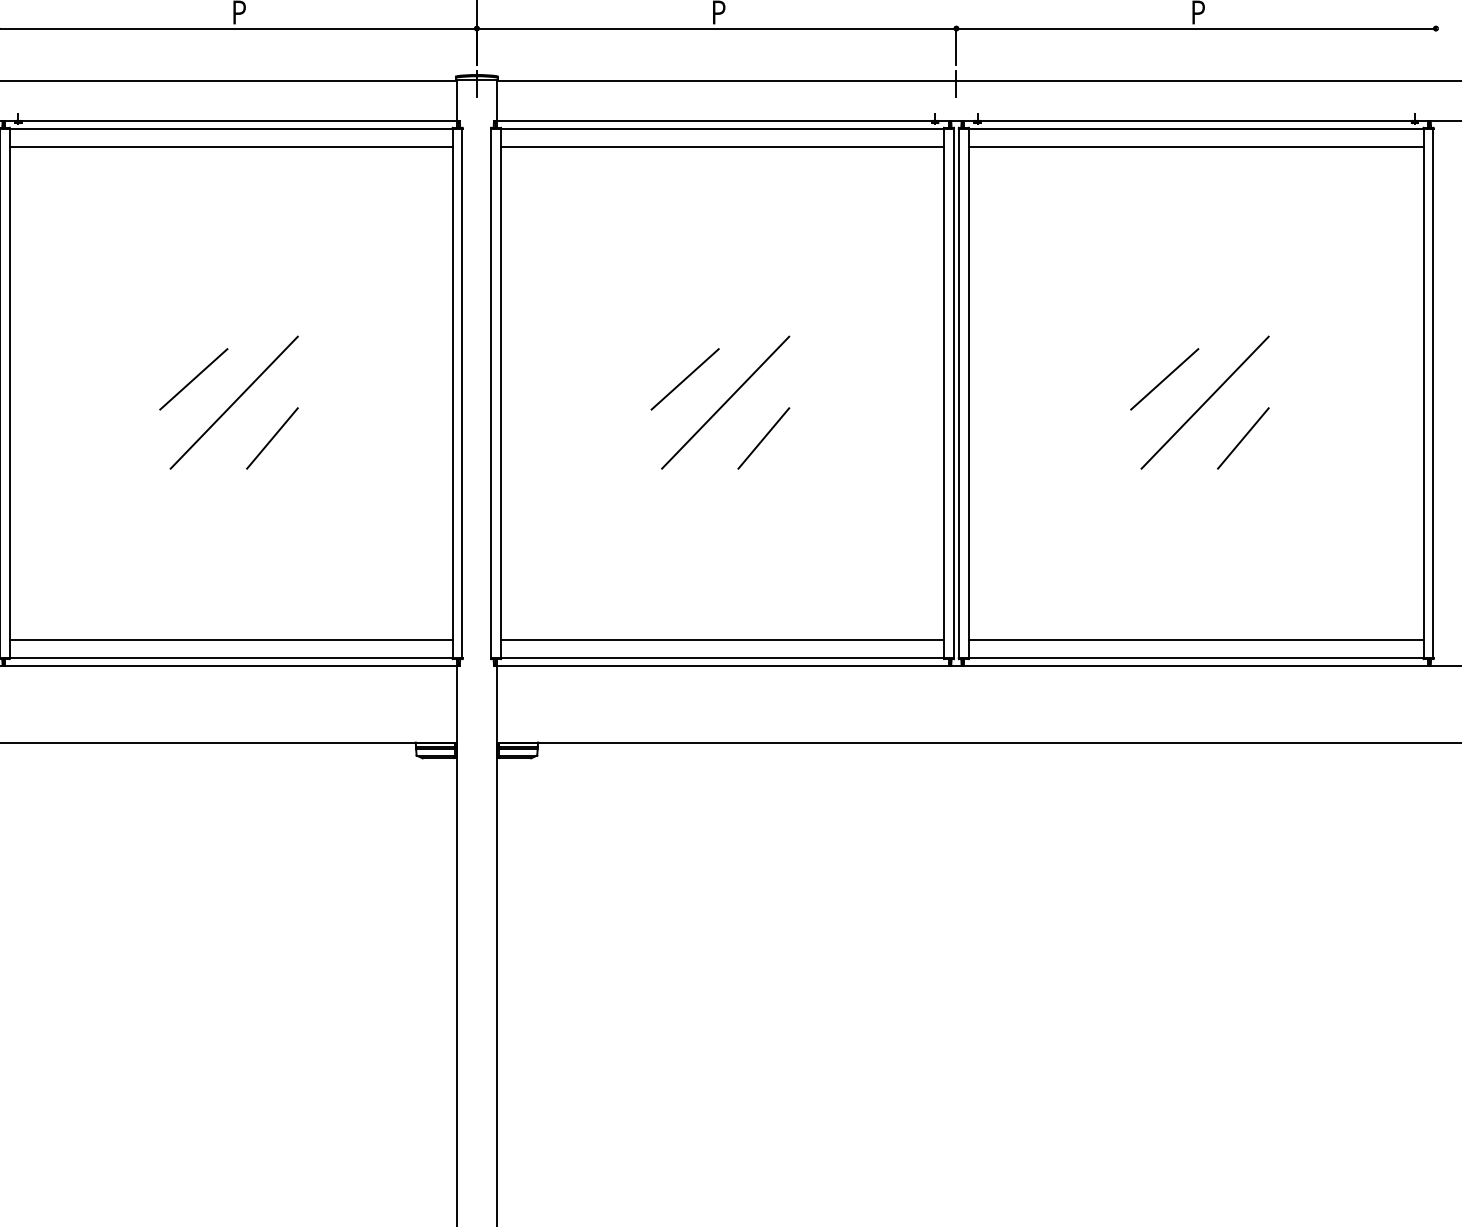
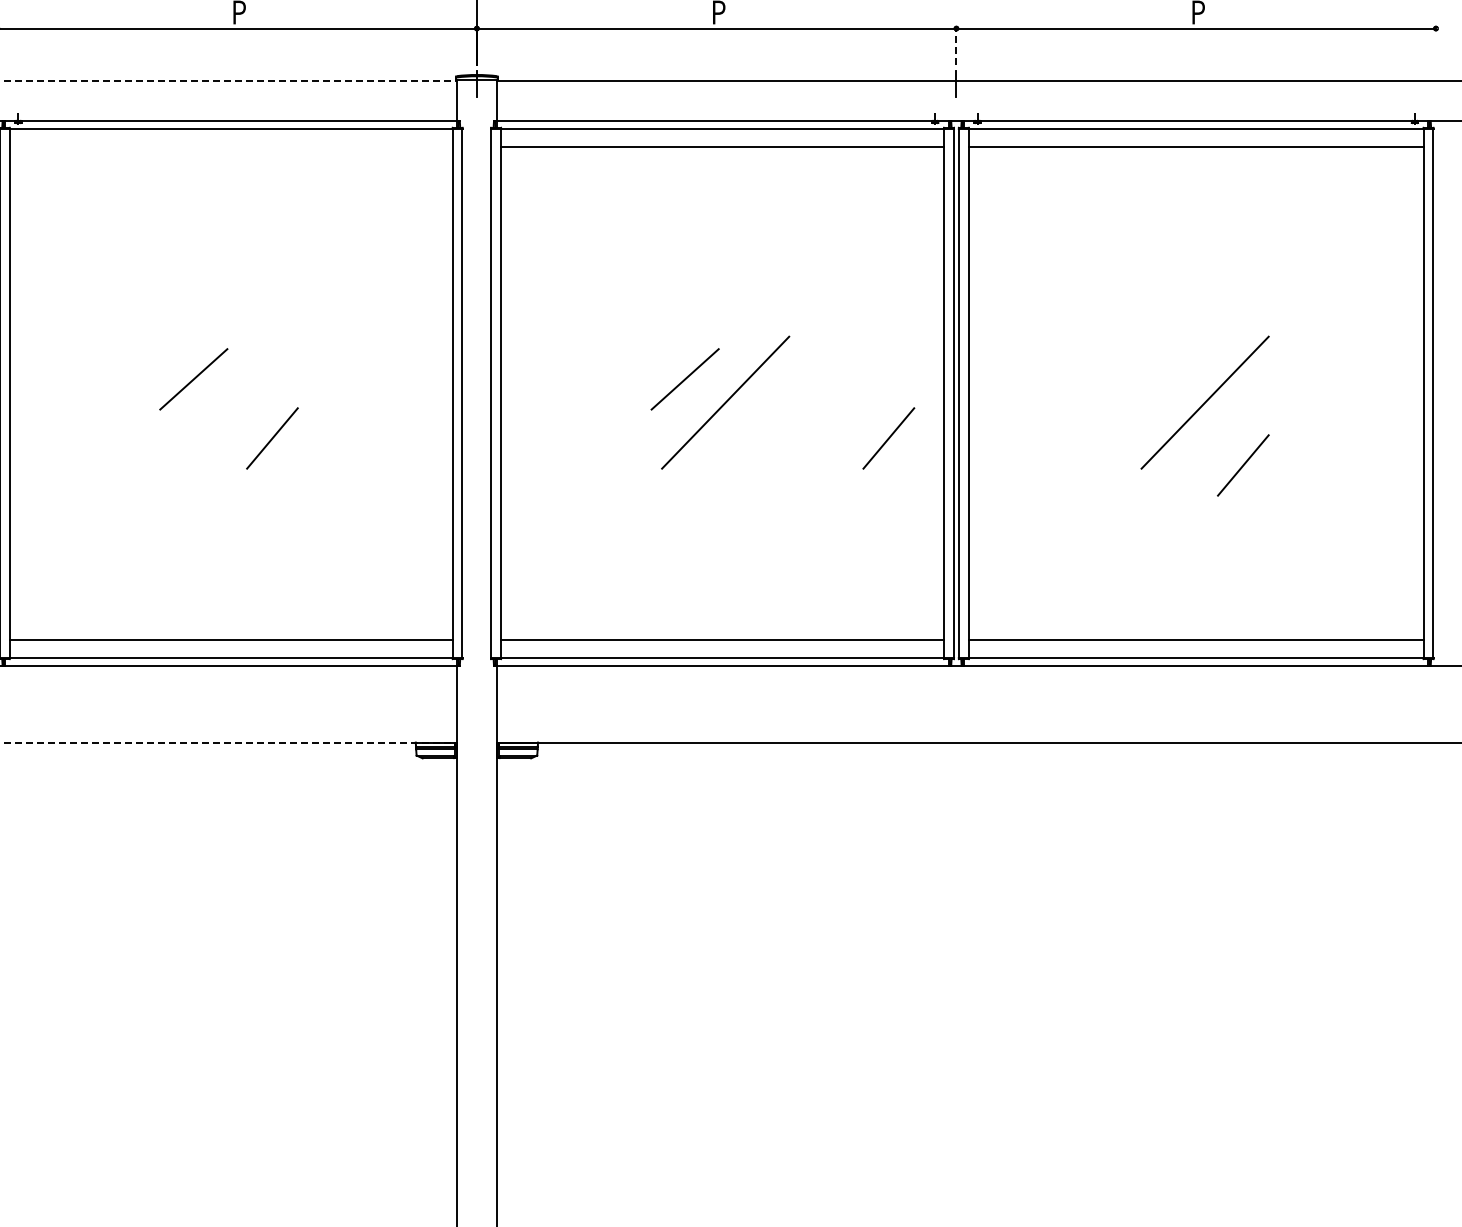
line: solid -> dashed (956, 46)
line: solid -> dashed (229, 81)
line: present -> none (230, 147)
line: present -> none (1164, 379)
line: present -> none (233, 402)
line position: (763, 438) -> (888, 438) (888, 438)
line position: (1243, 438) -> (1243, 465) (1243, 465)
line: solid -> dashed (229, 742)
